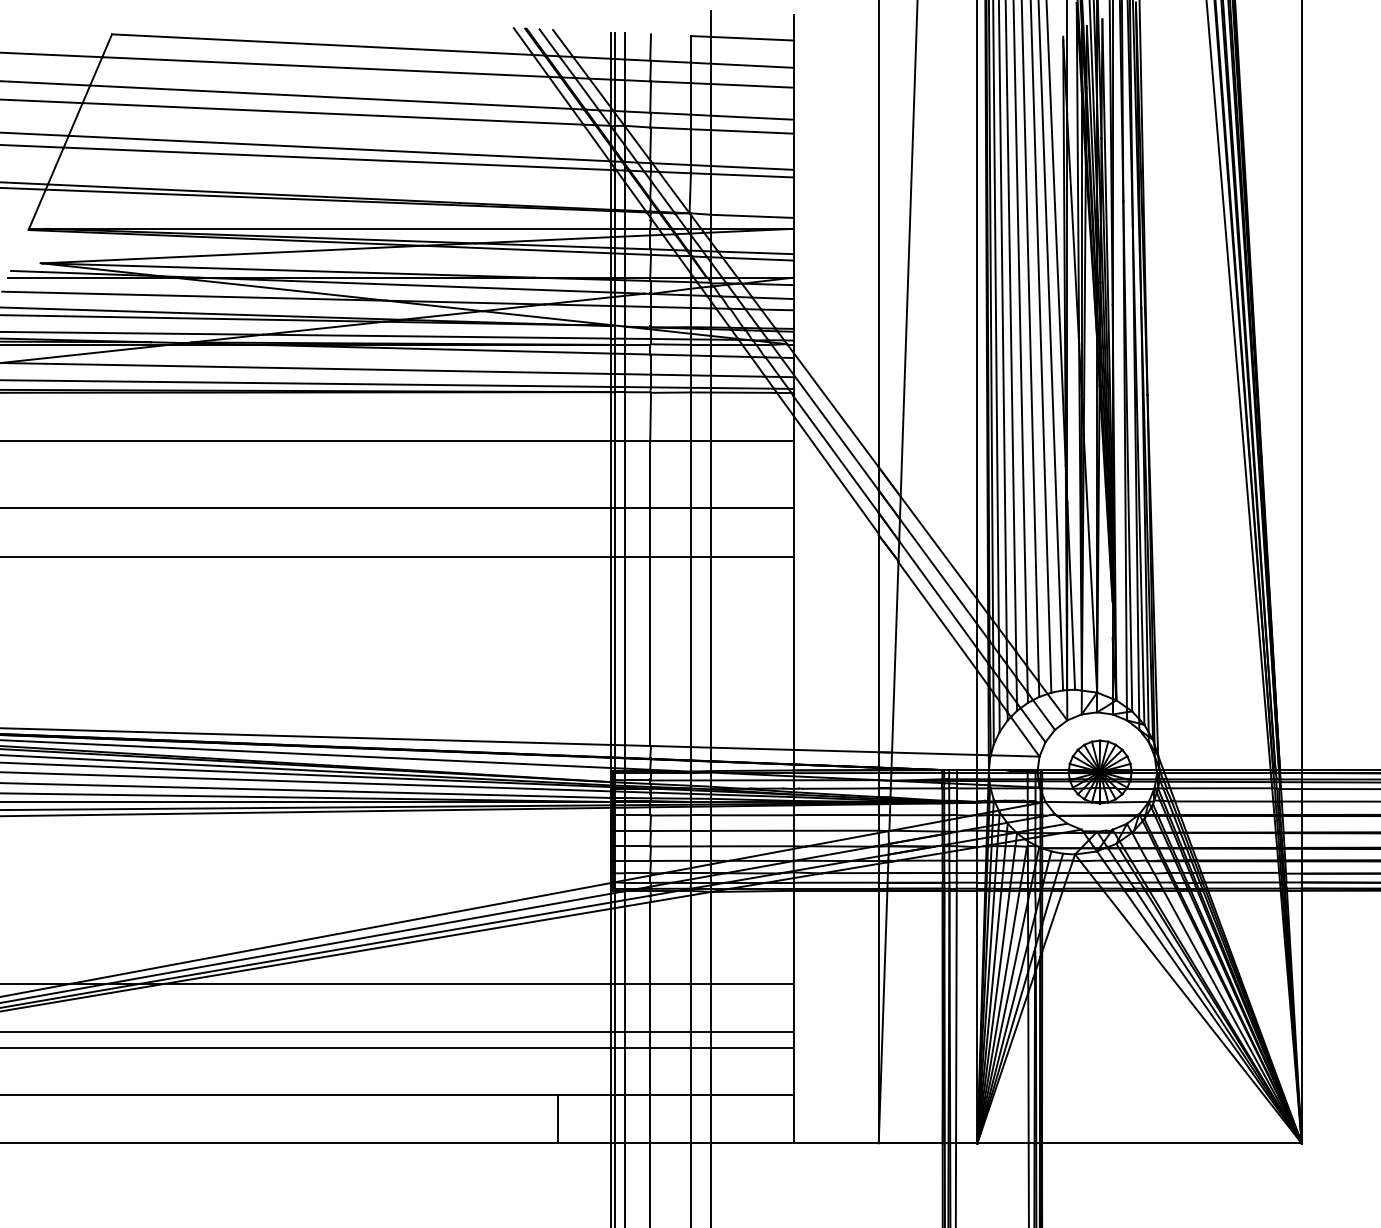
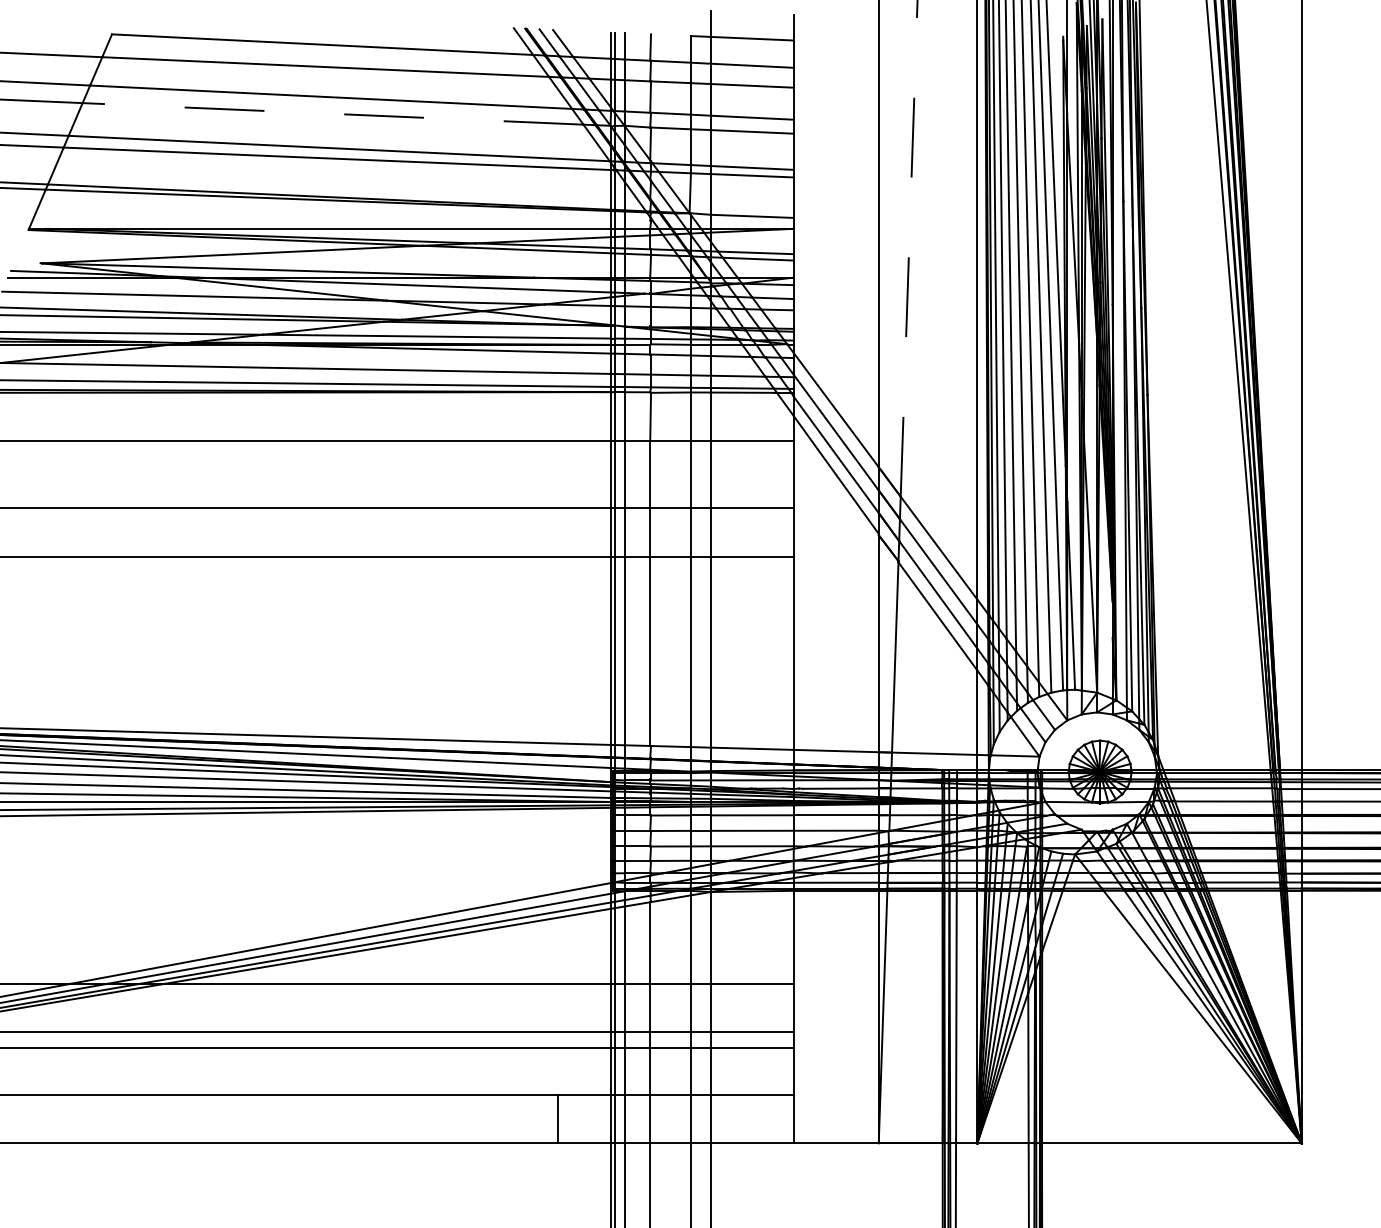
line: solid -> dashed (333, 113)
line: solid -> dashed (909, 247)
